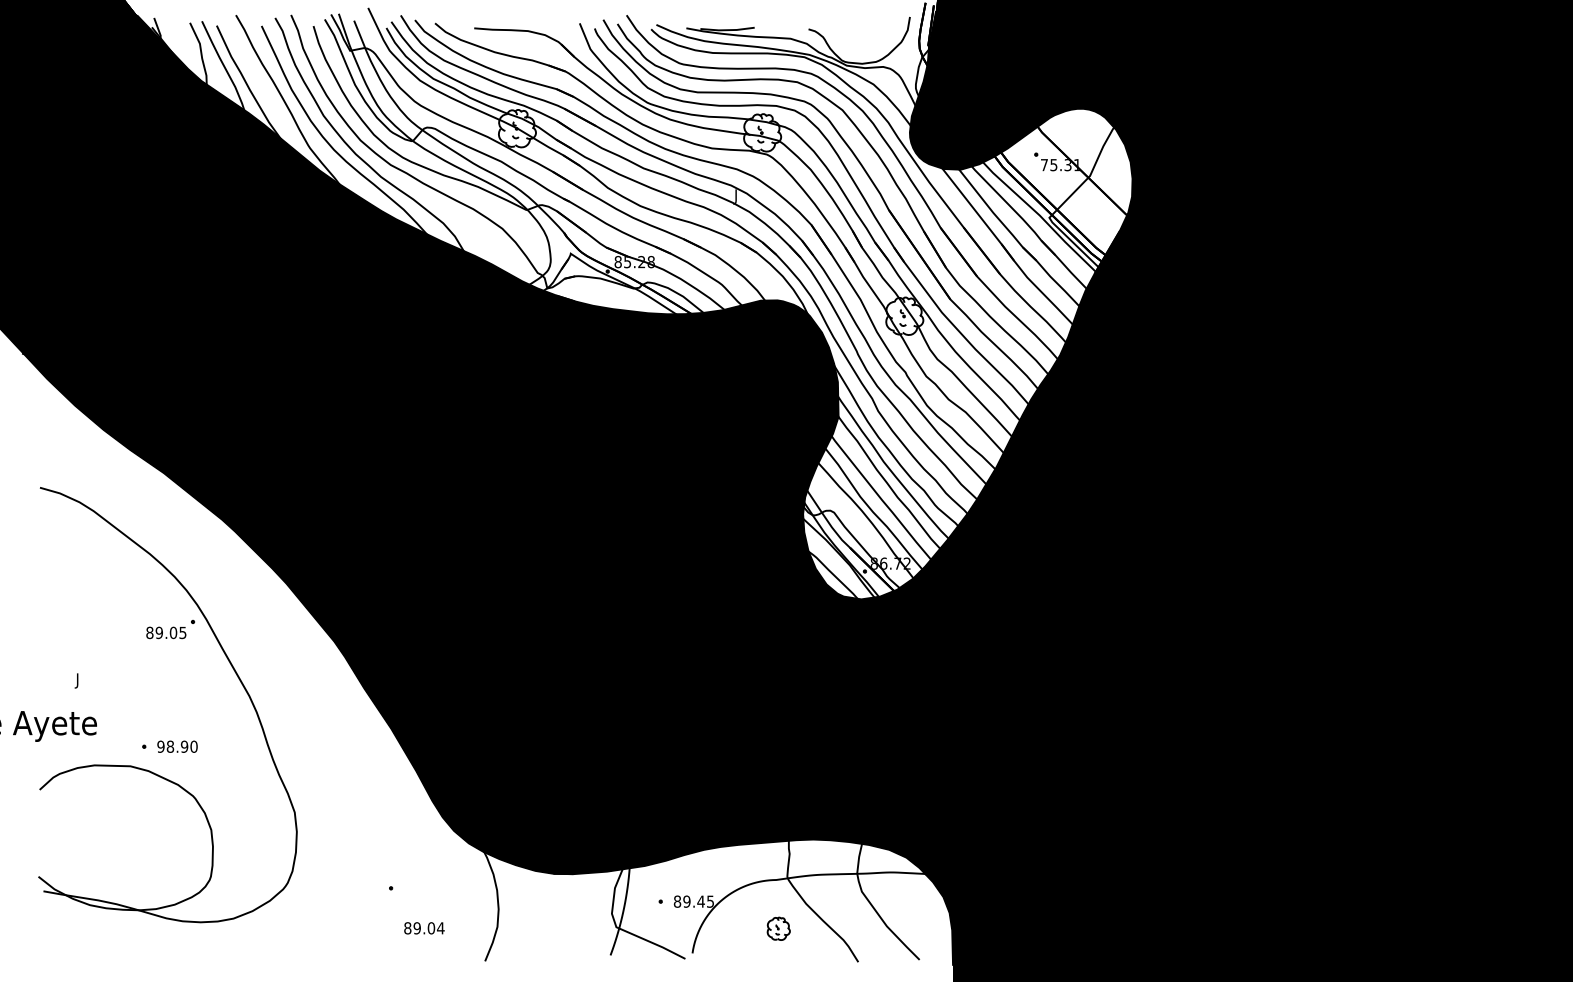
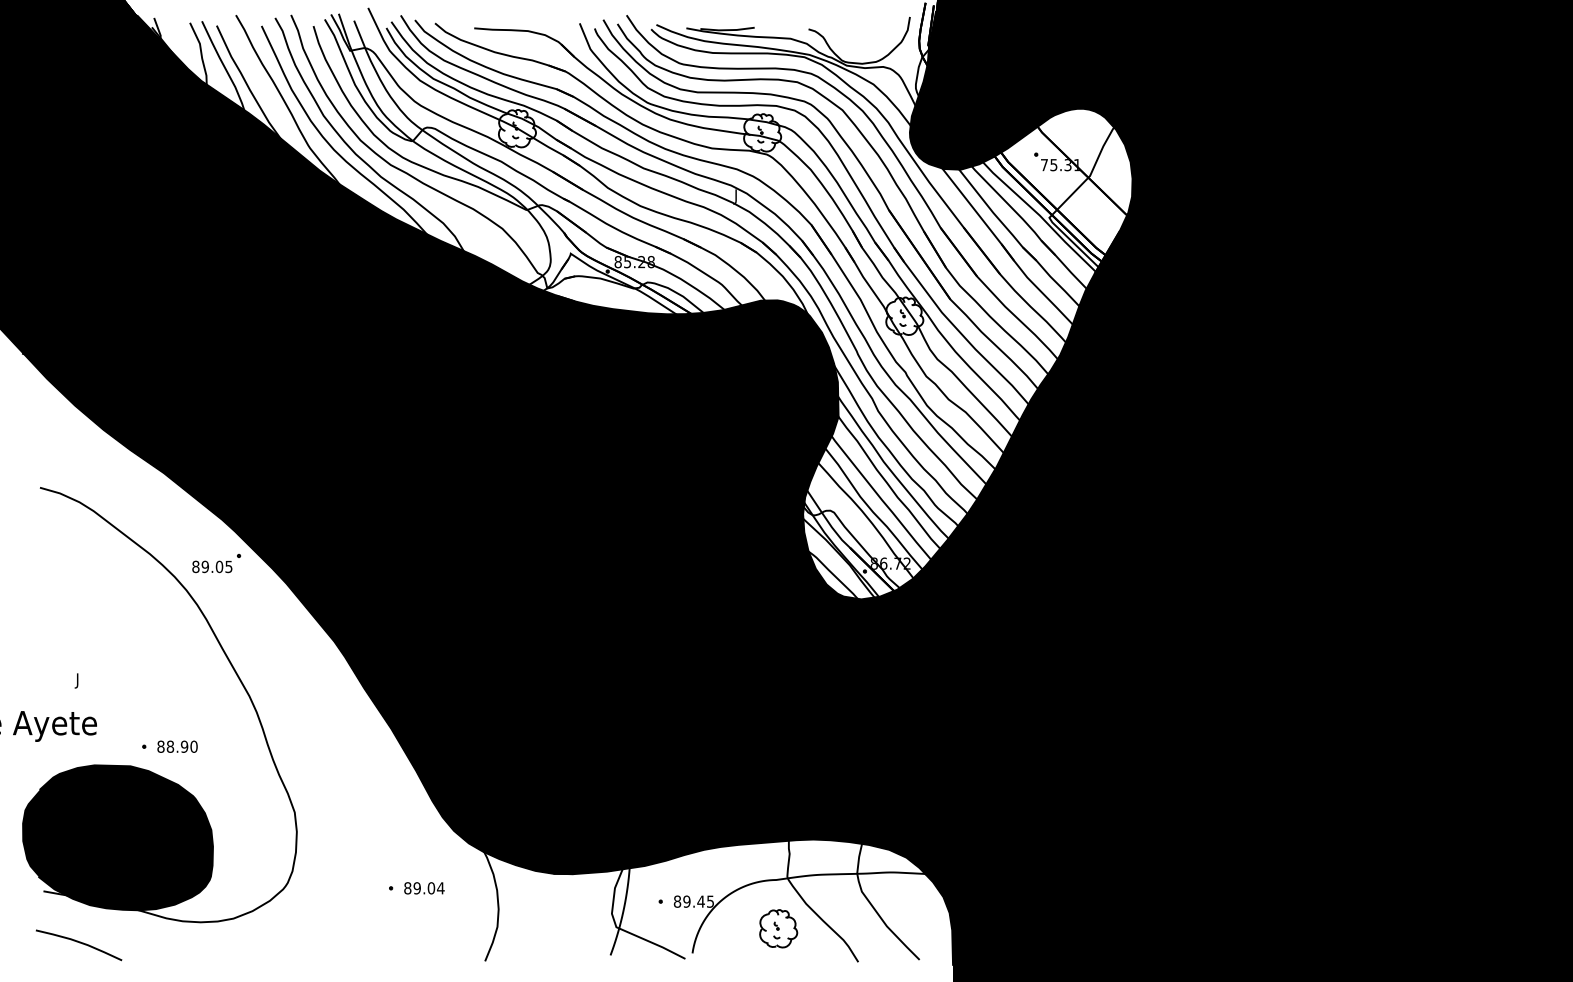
part position: (170, 629) -> (216, 563) (216, 563)
text: 98.90 -> 88.90 (160, 746)
fill: none -> present (117, 837)
text position: (424, 928) -> (424, 888) (424, 888)
part size: 25x25 px -> 40x40 px (778, 928)
curve: none -> present (79, 943)
